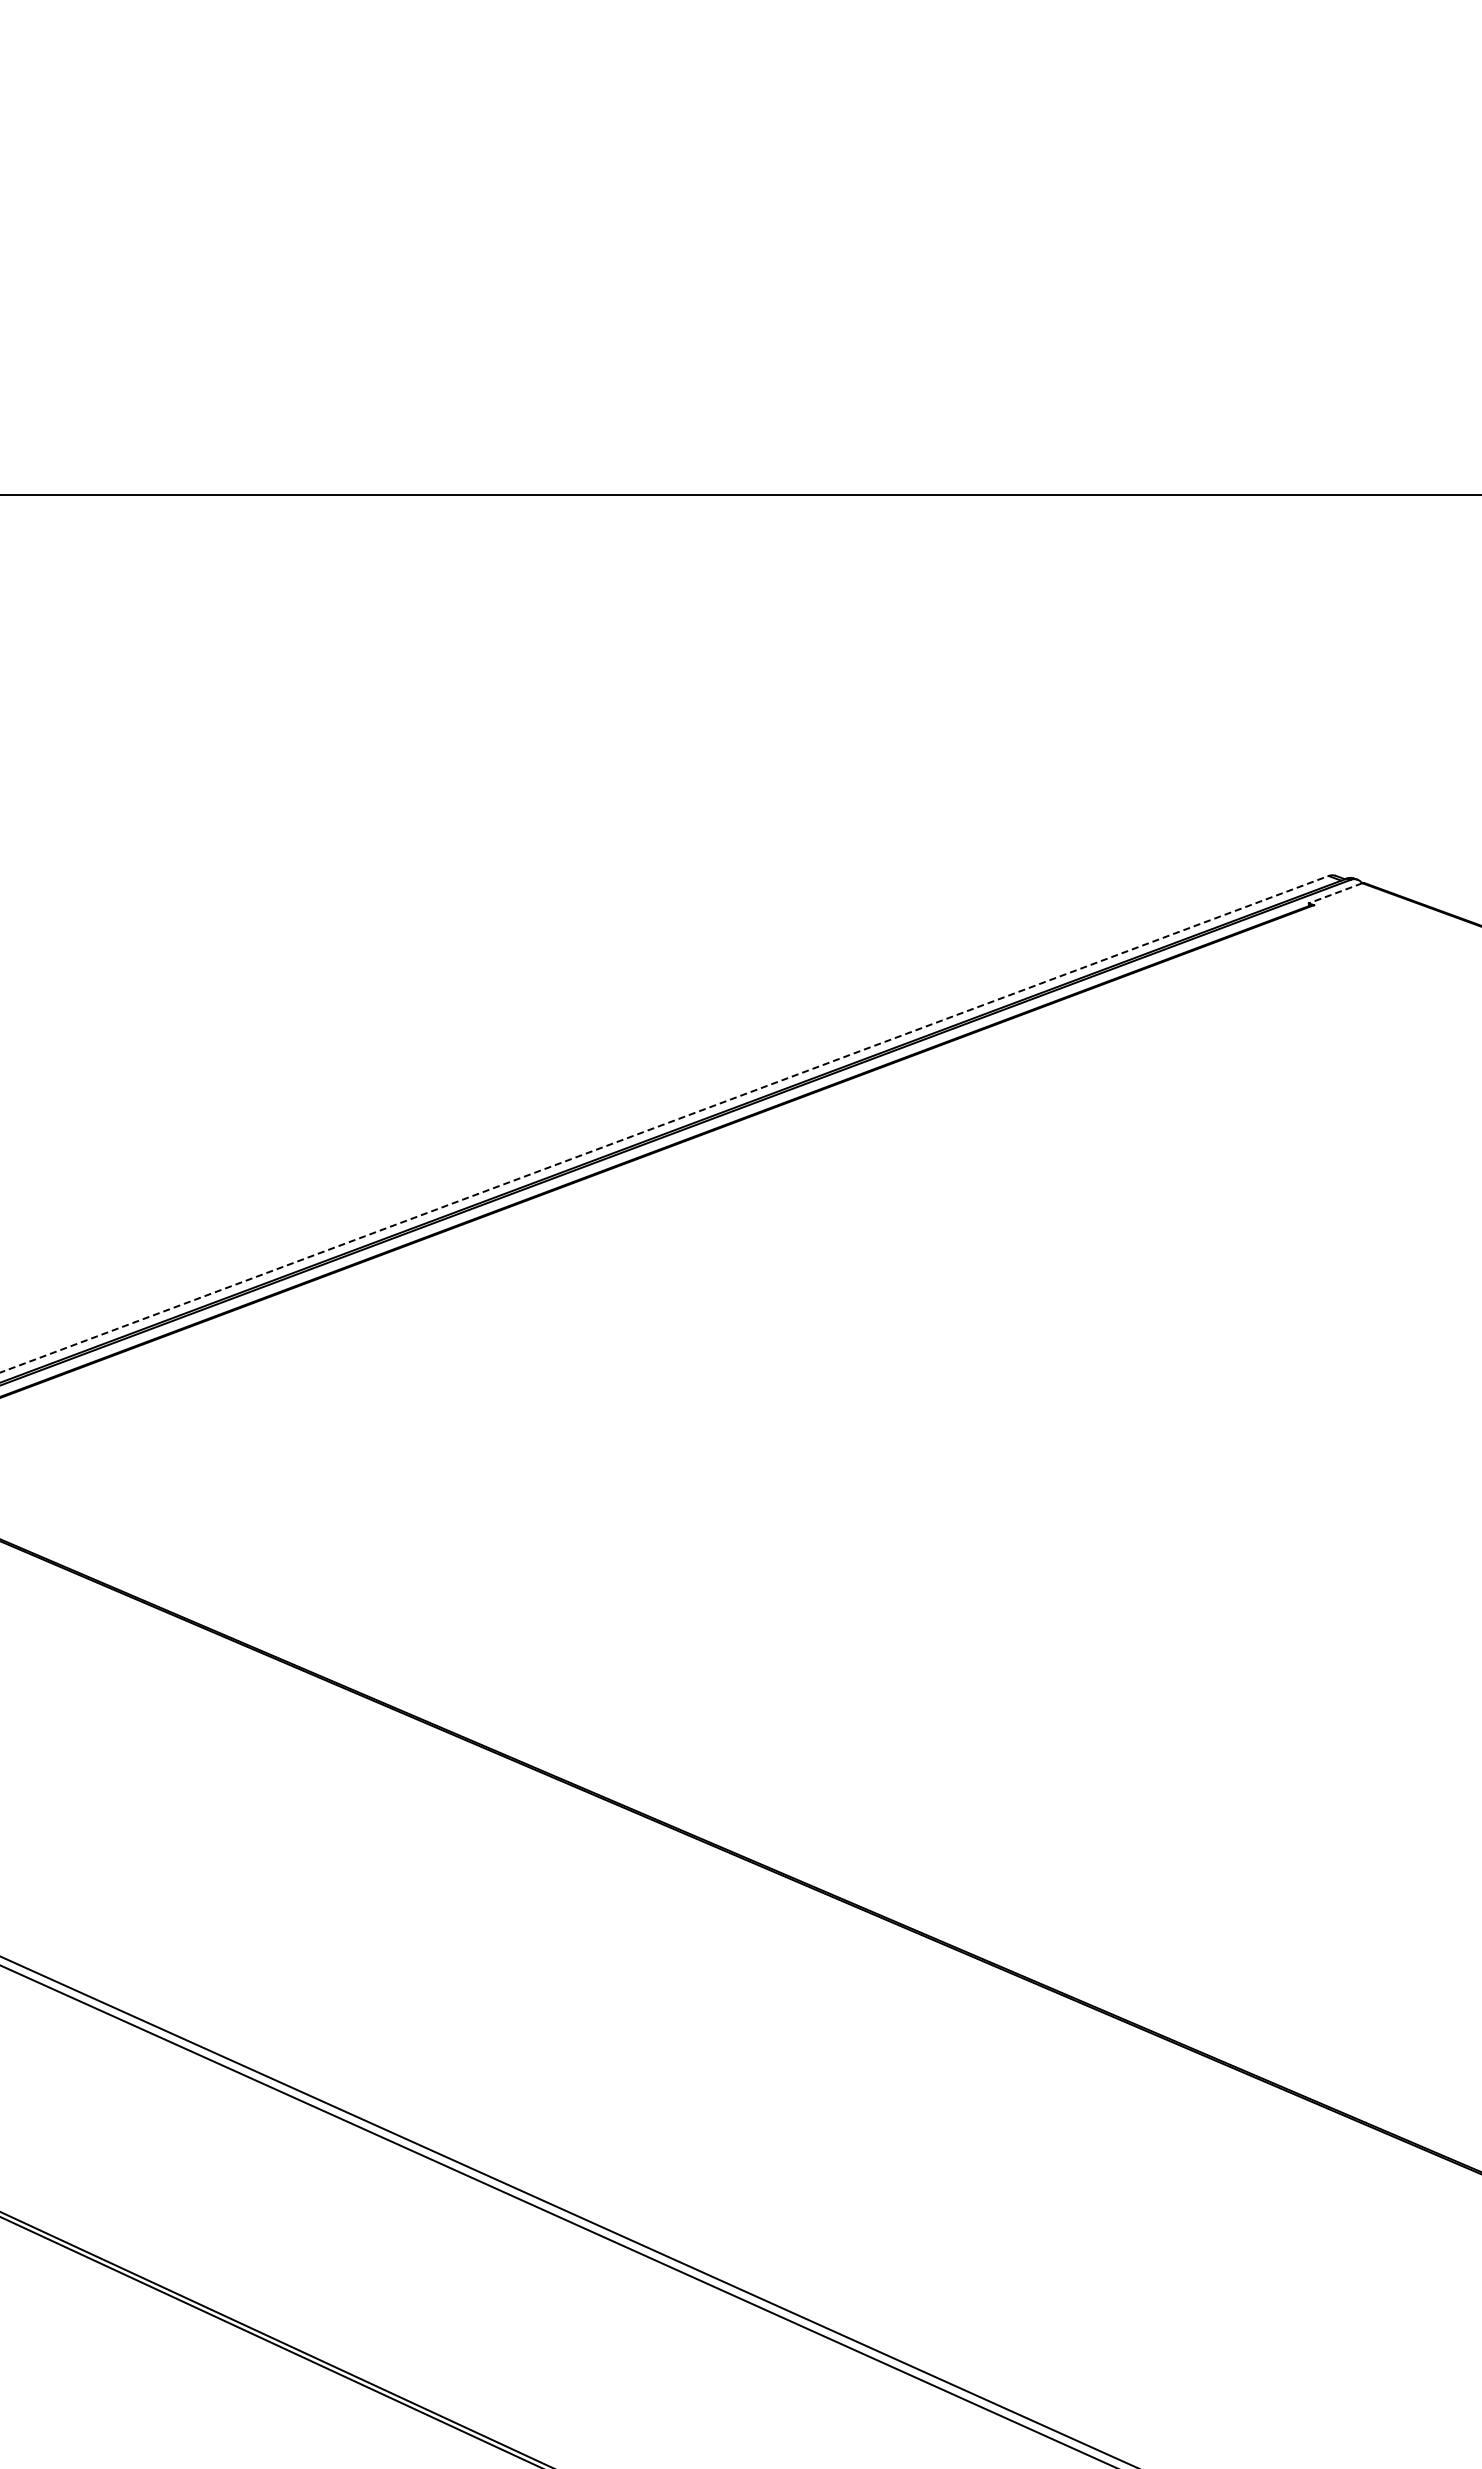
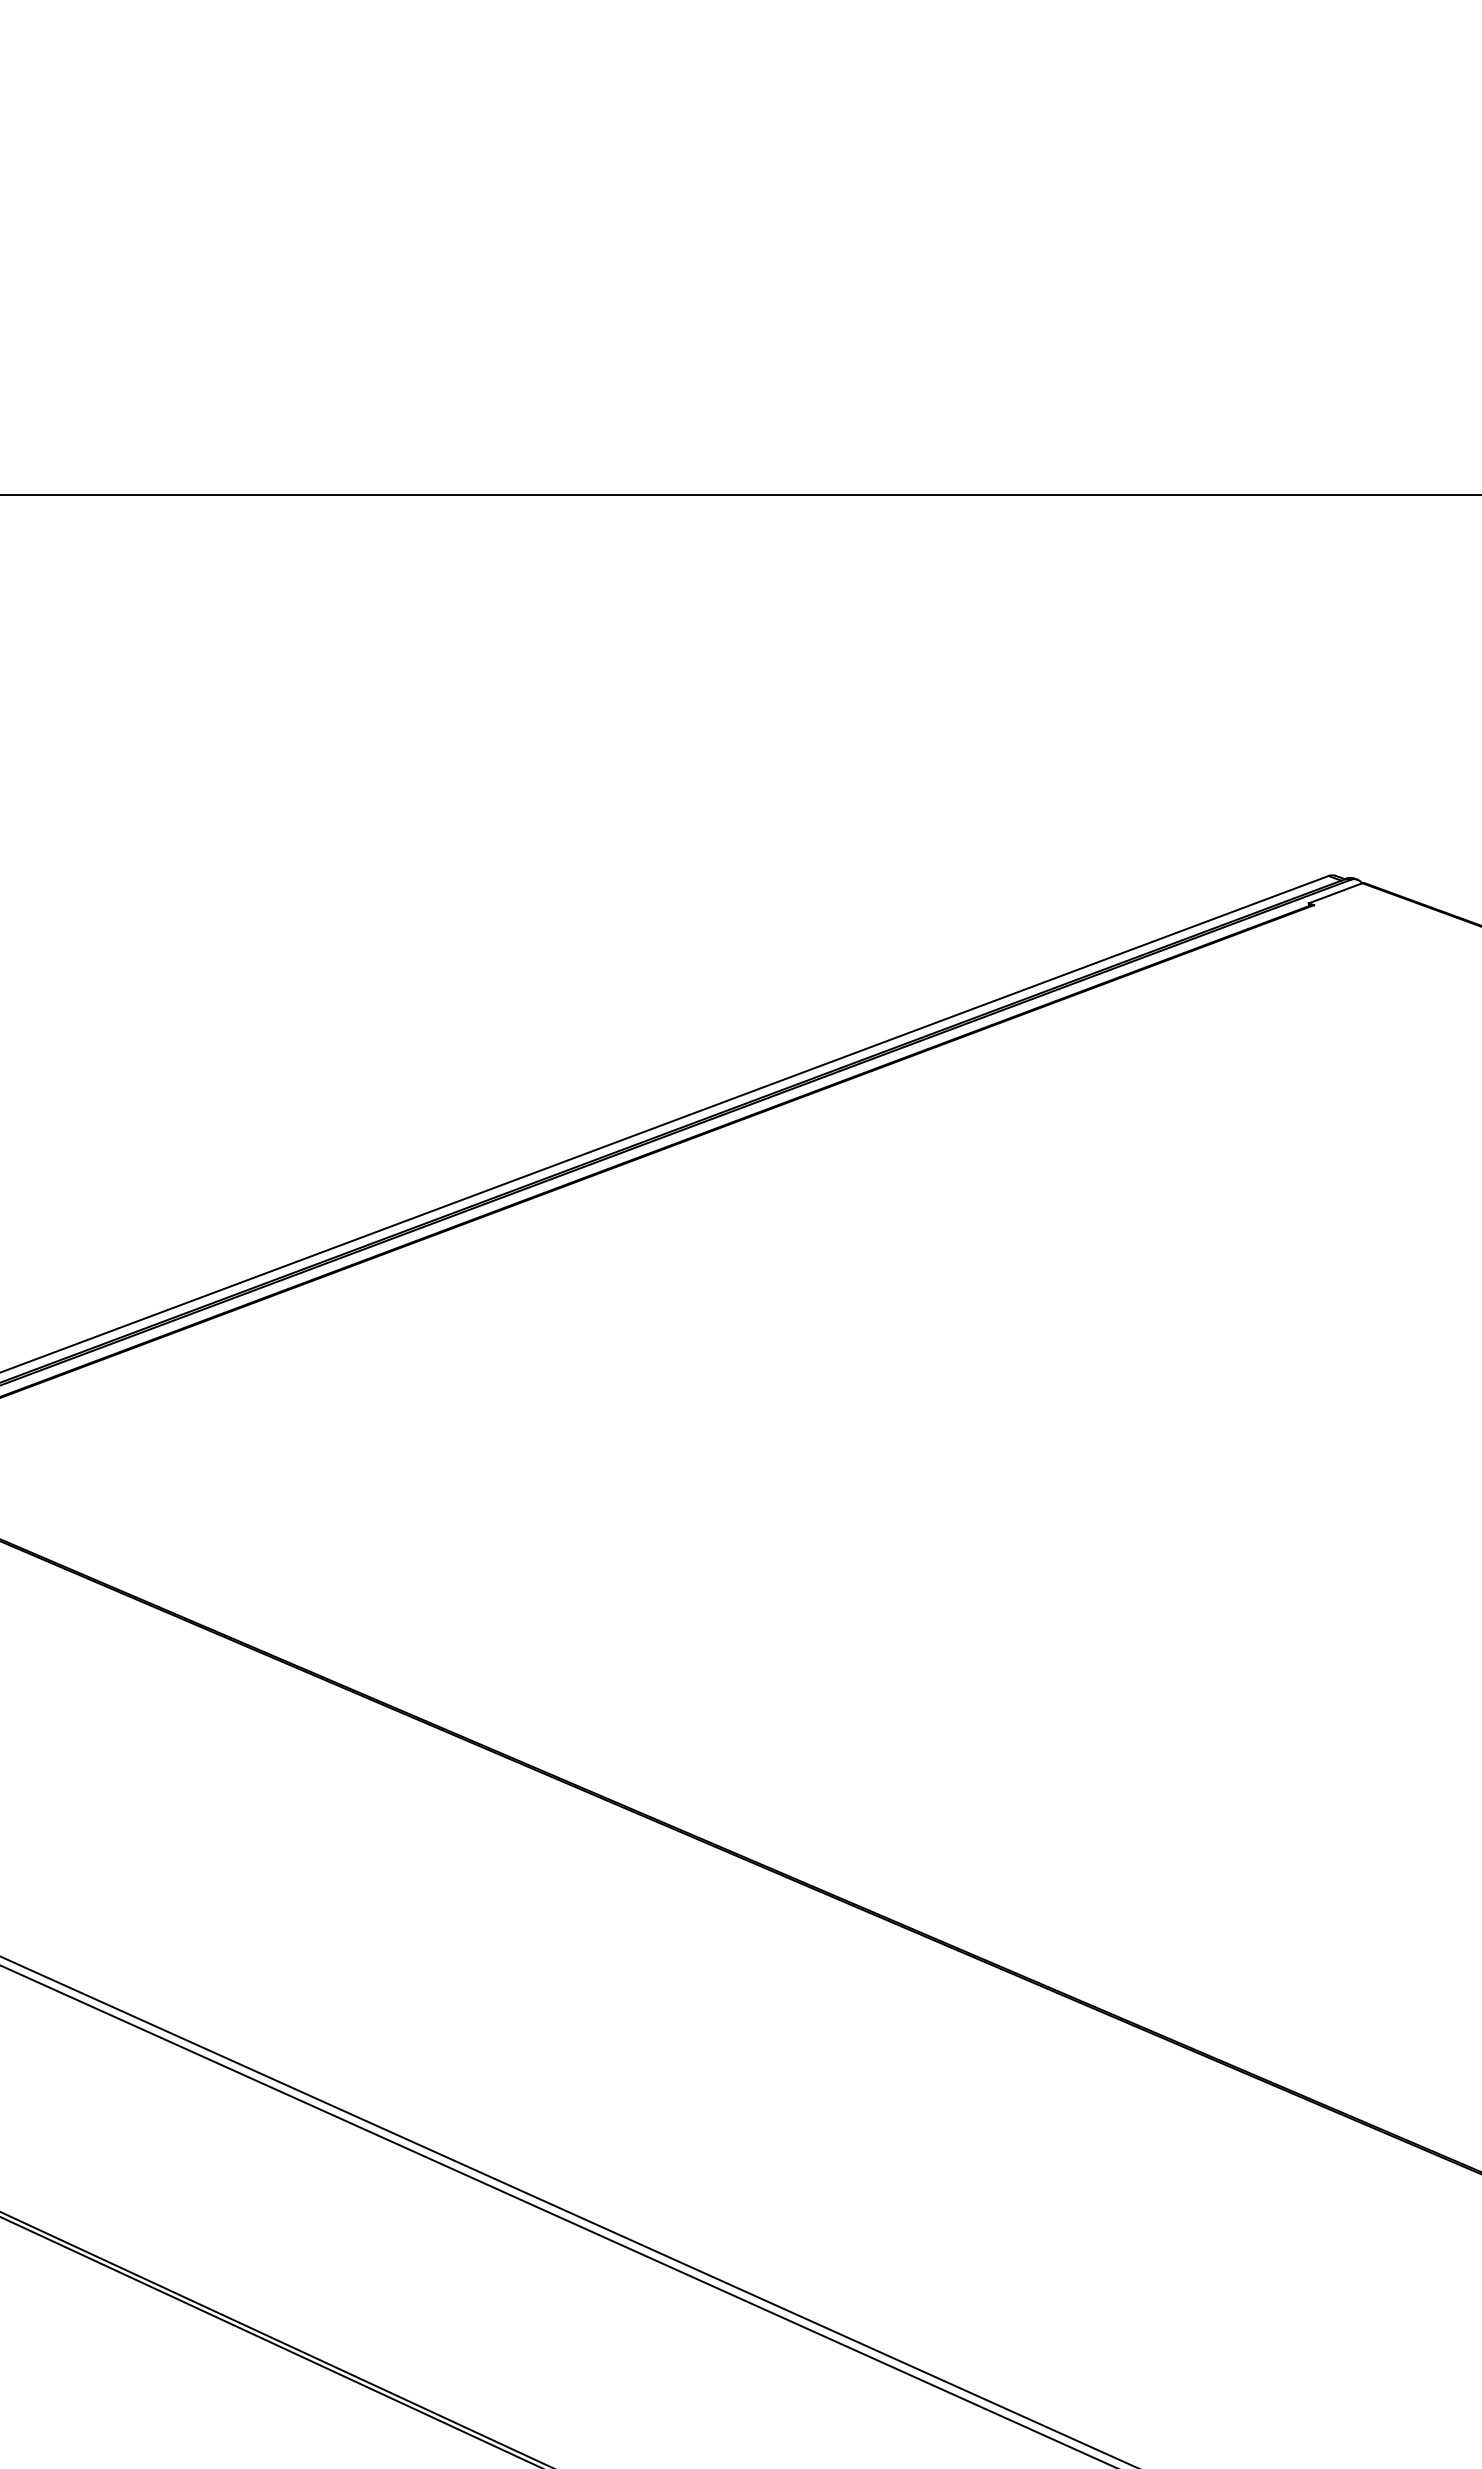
line: dashed -> solid (1335, 893)
line: dashed -> solid (664, 1124)
